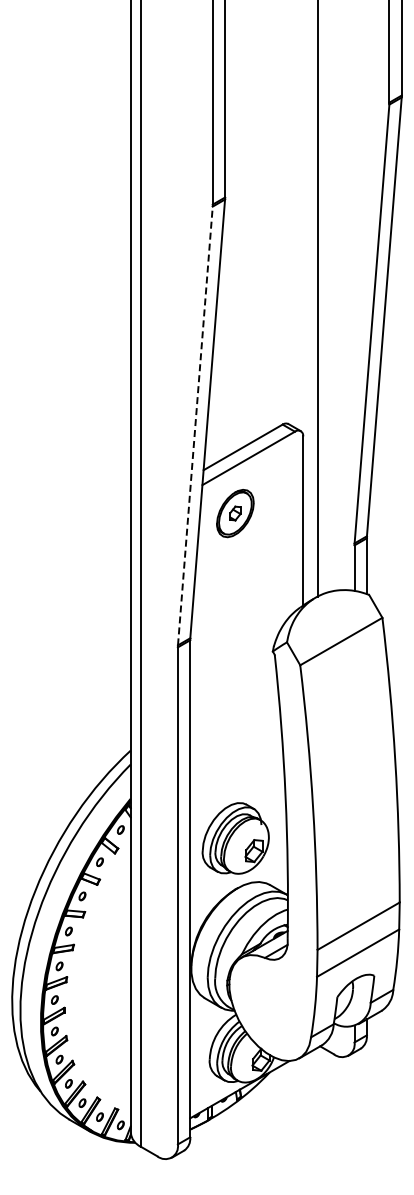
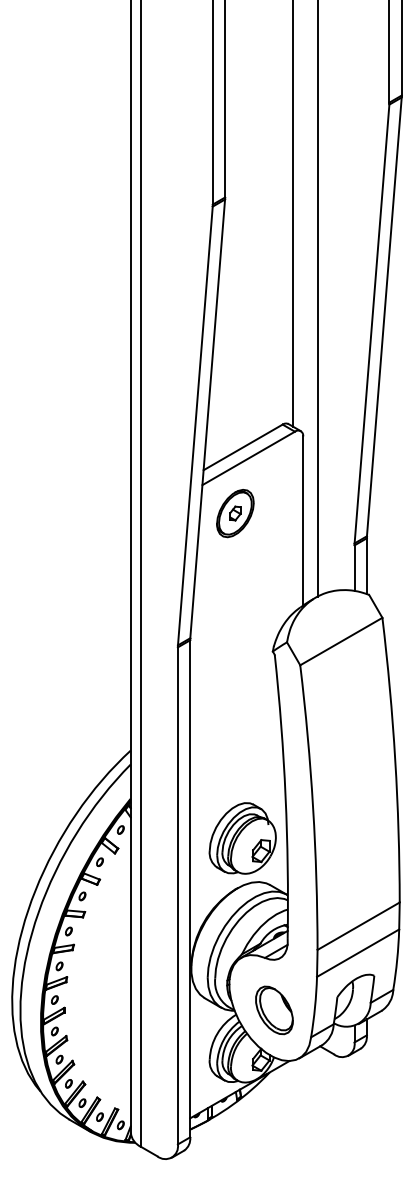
line: none -> present (292, 214)
line: dashed -> solid (195, 425)
part position: (235, 838) -> (242, 838) (242, 838)
part: none -> present (274, 1010)
